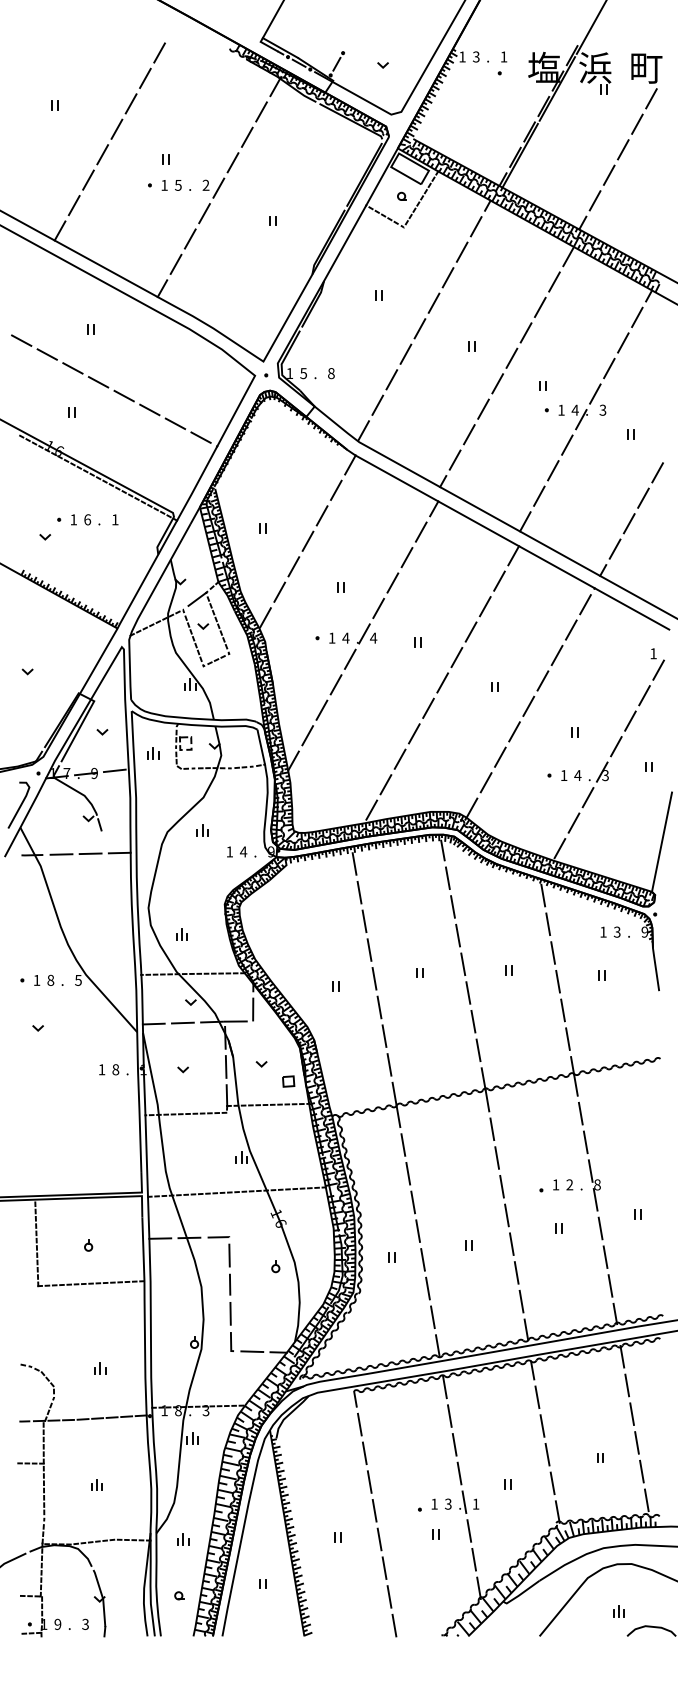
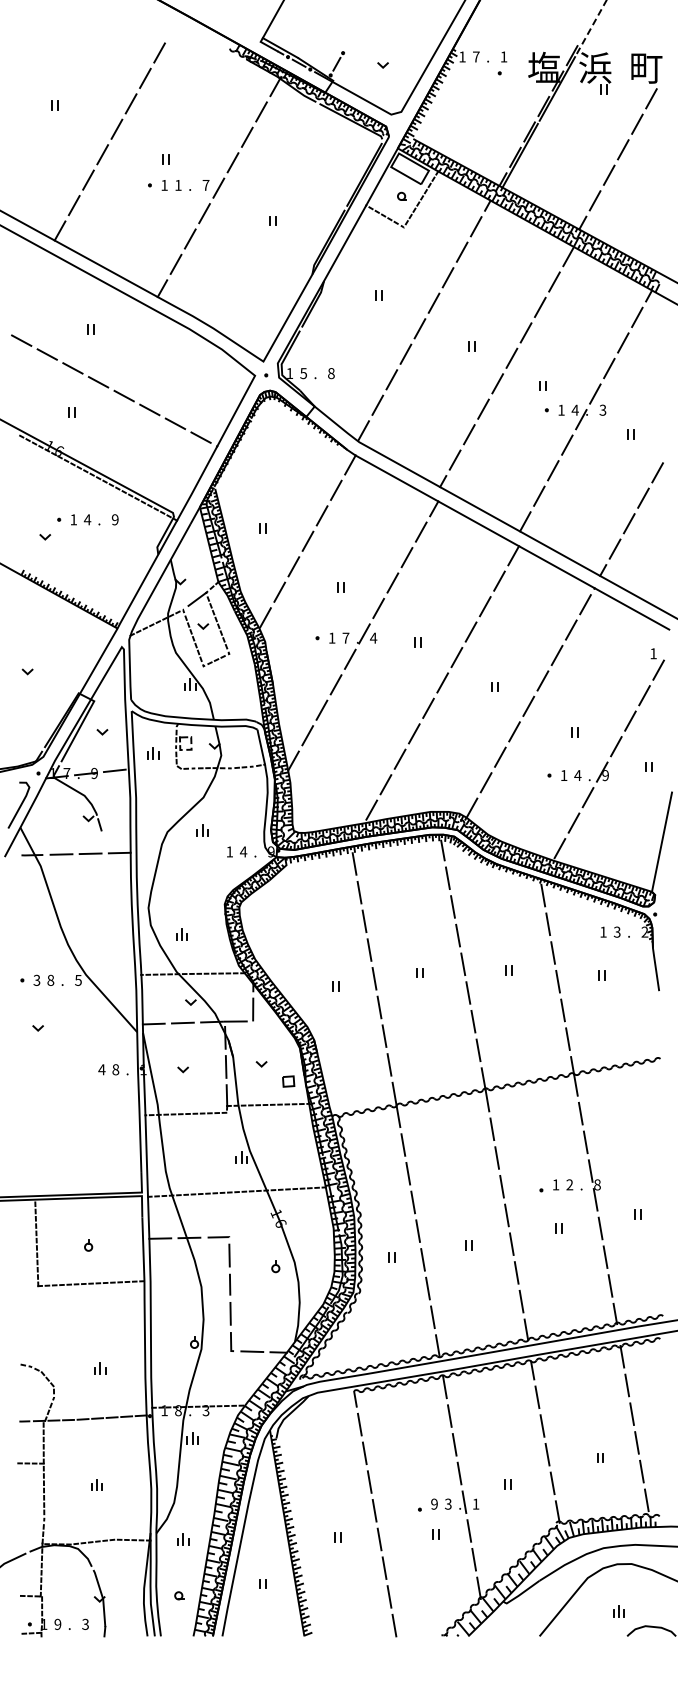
line: solid -> dashed (591, 26)
text: 3 -> 7 (476, 56)
text: 2 -> 7 (205, 184)
text: 5 -> 1 (178, 185)
text: 6 -> 4 (87, 519)
text: 1 -> 9 (114, 519)
text: 4 -> 7 (345, 637)
text: 3 -> 9 (605, 775)
text: 9 -> 2 (644, 932)
text: 1 -> 3 (36, 979)
text: 1 -> 4 (101, 1069)
text: 1 -> 9 (434, 1503)
